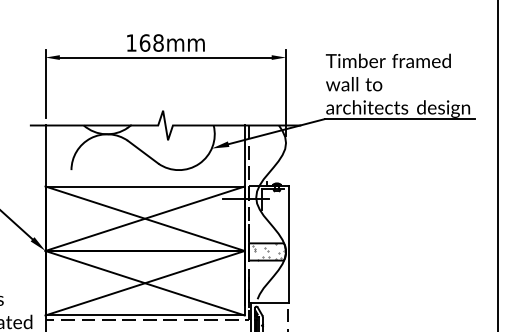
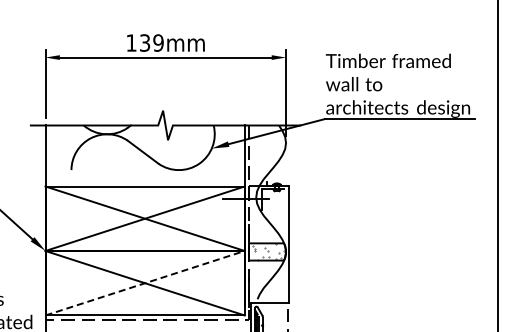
text: 168mm -> 139mm (151, 42)
line: solid -> dashed (145, 283)
